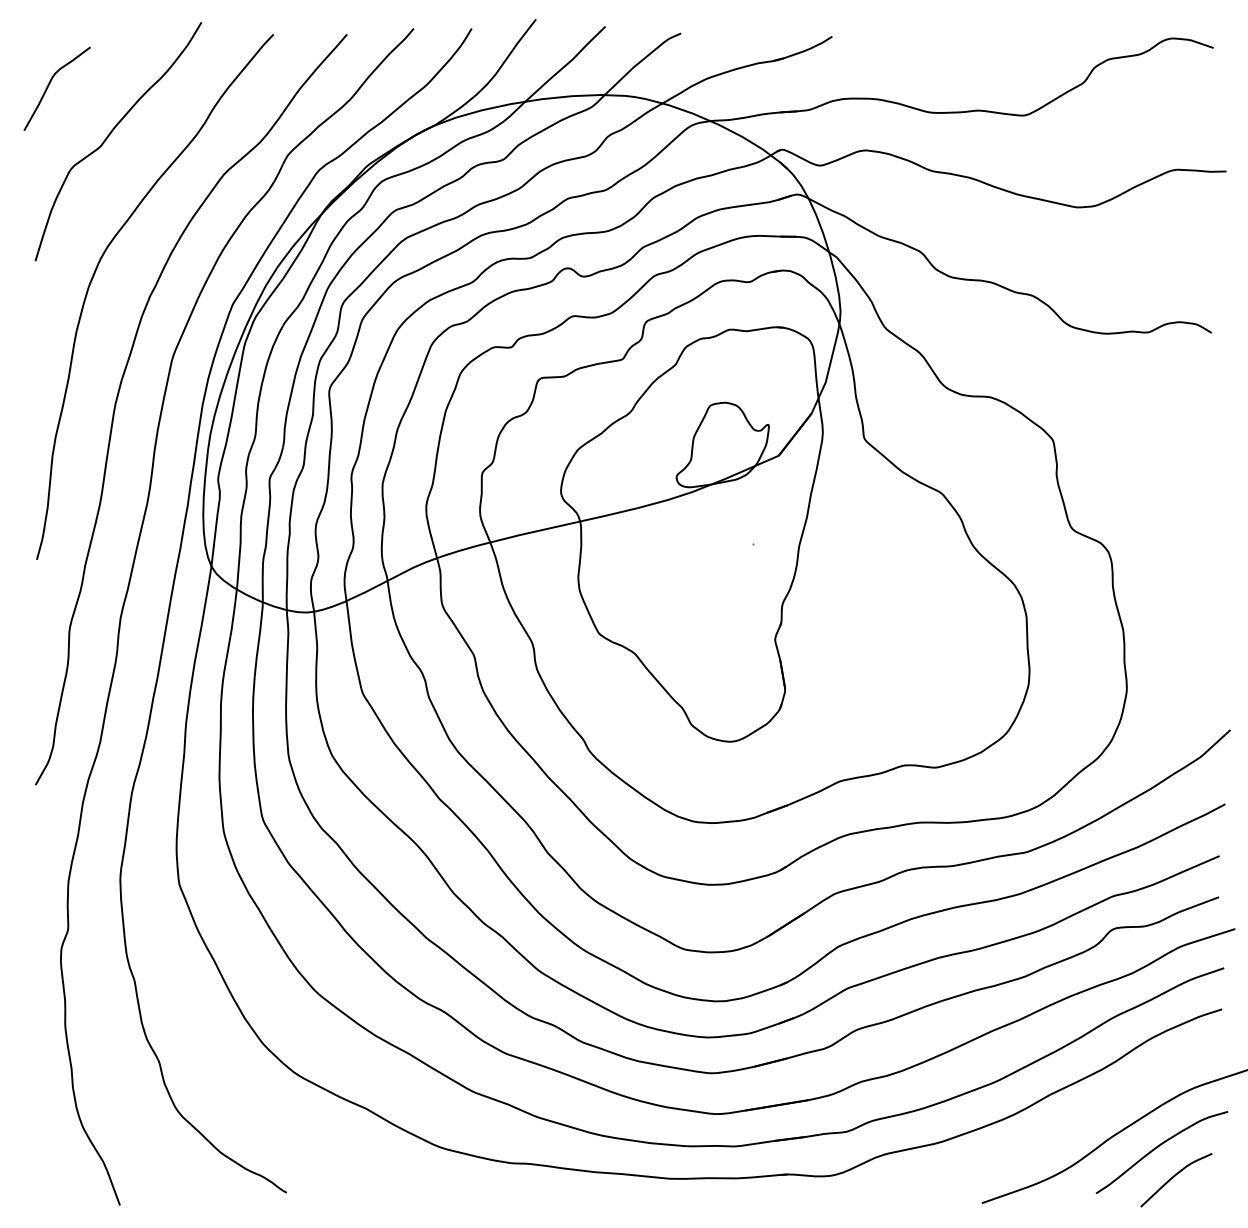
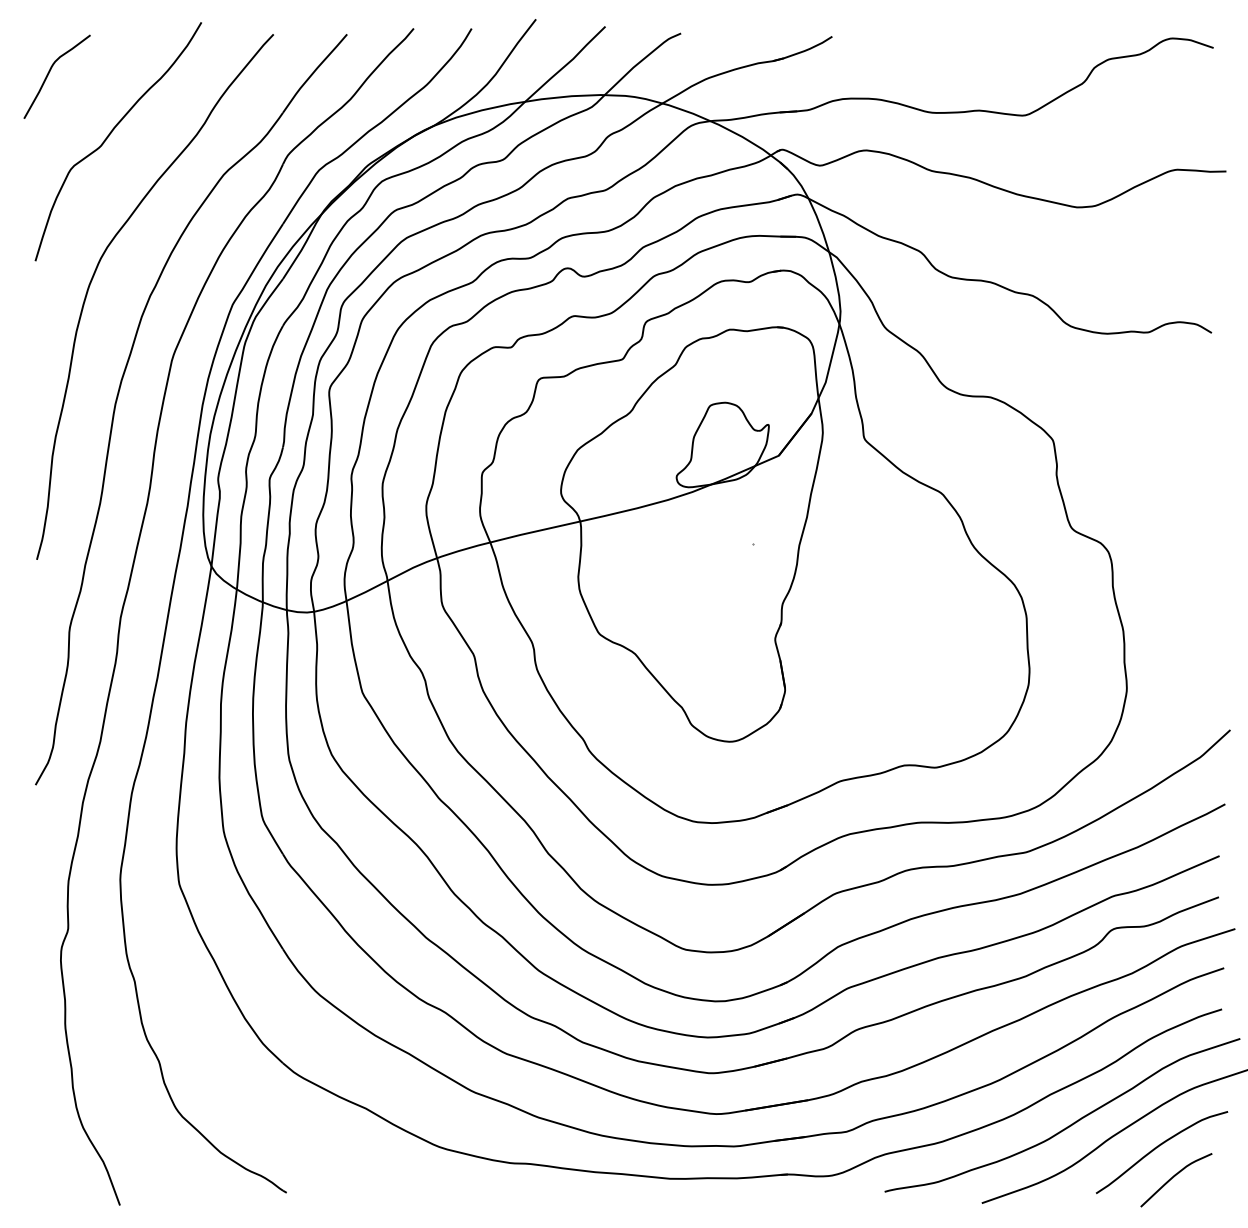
curve position: (49, 85) -> (49, 73) (49, 73)
curve: none -> present (1068, 1125)
